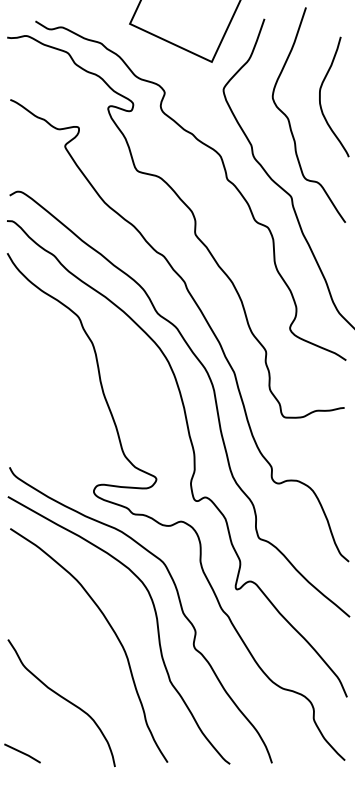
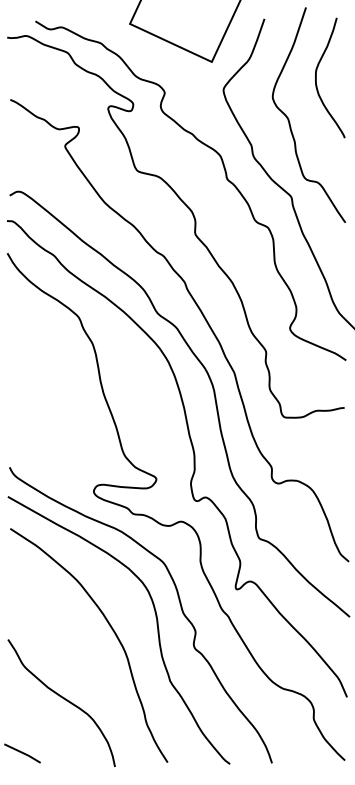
curve position: (320, 96) -> (316, 77) (316, 77)
